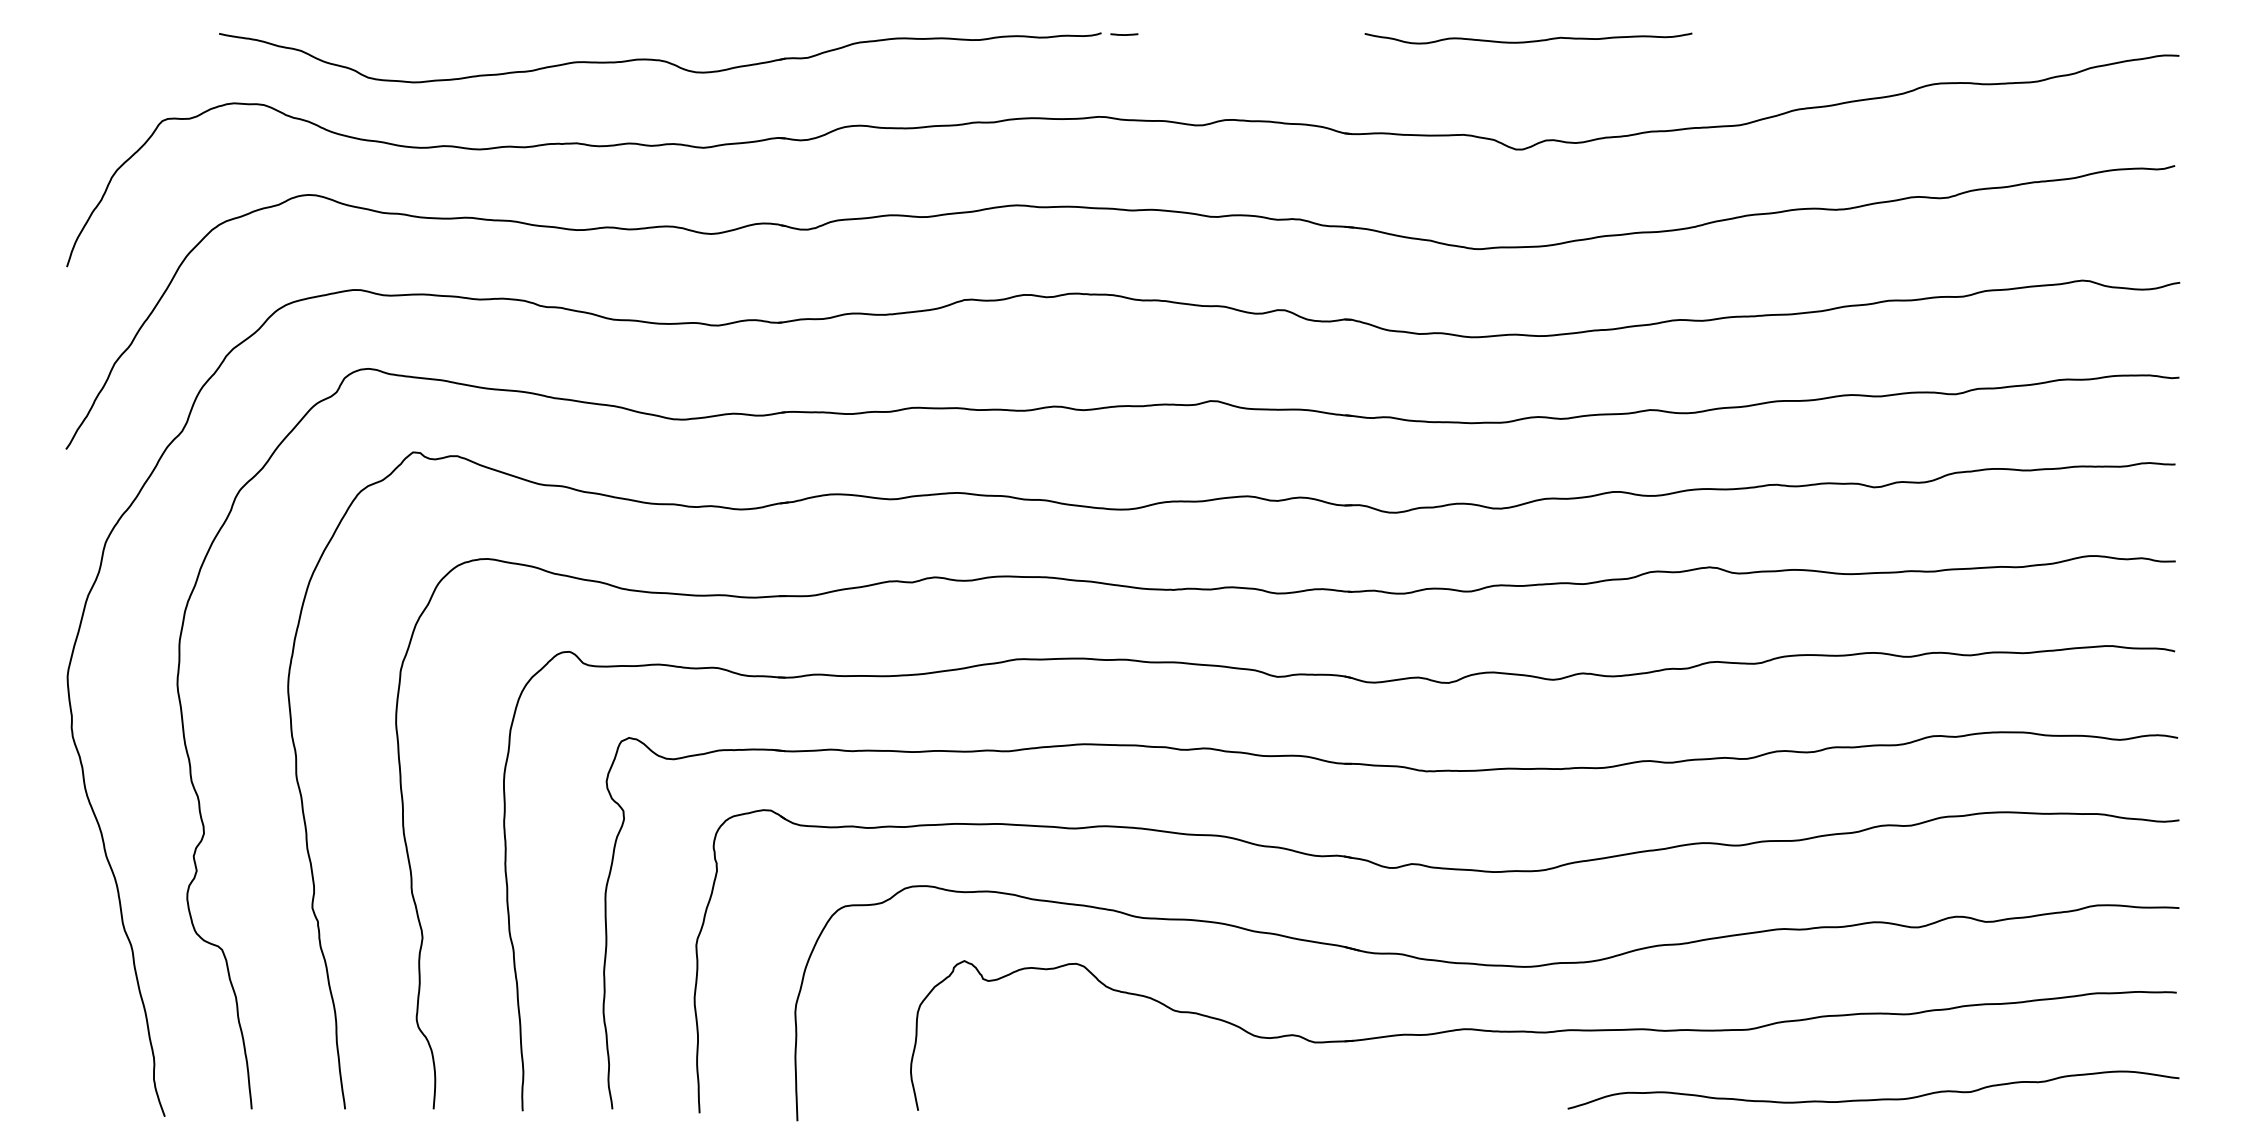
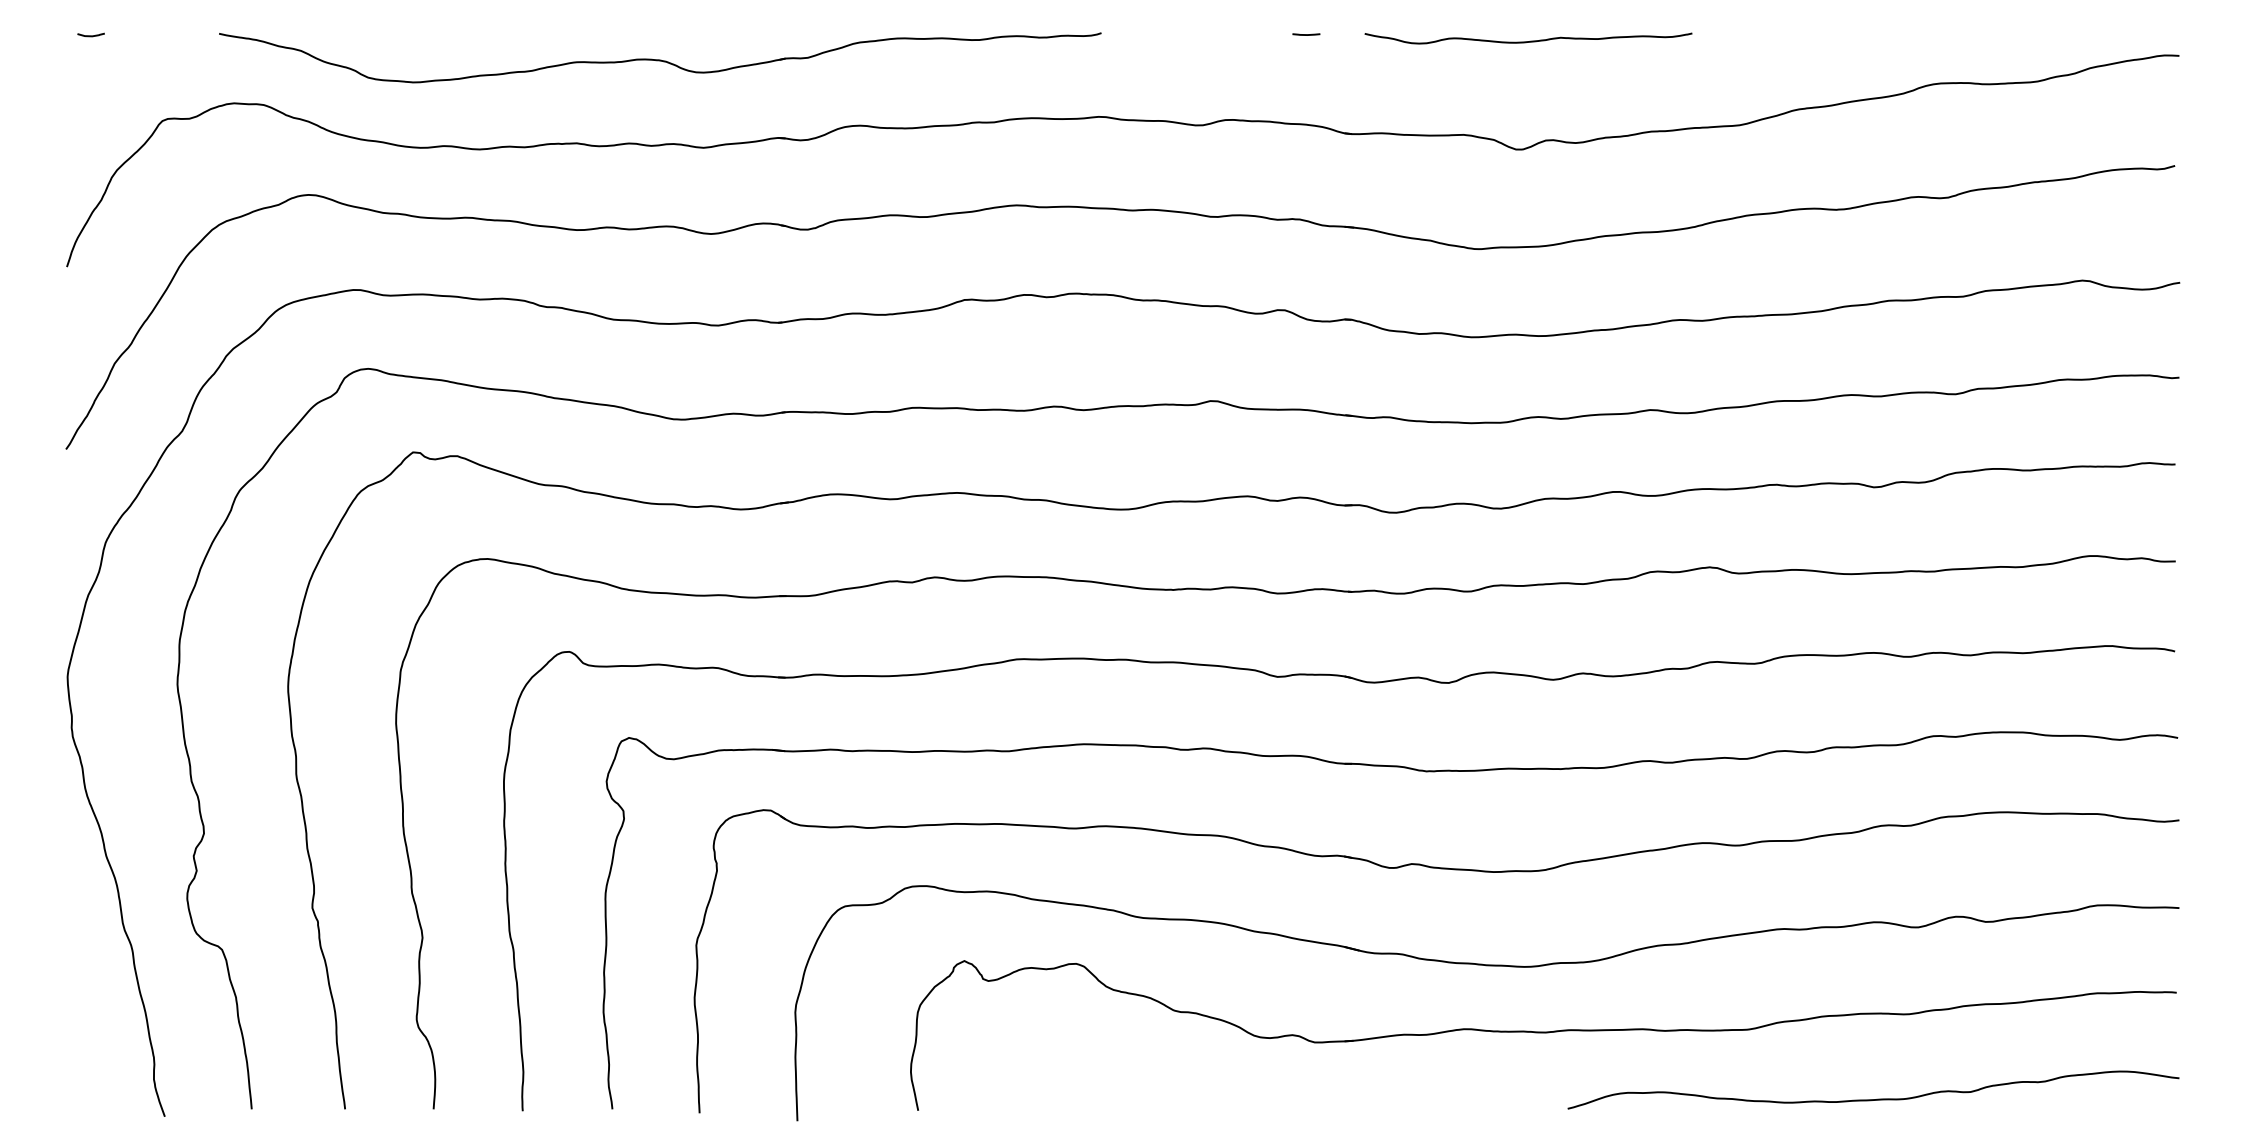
line position: (1124, 34) -> (1306, 34) (1306, 34)
curve: none -> present (90, 35)
